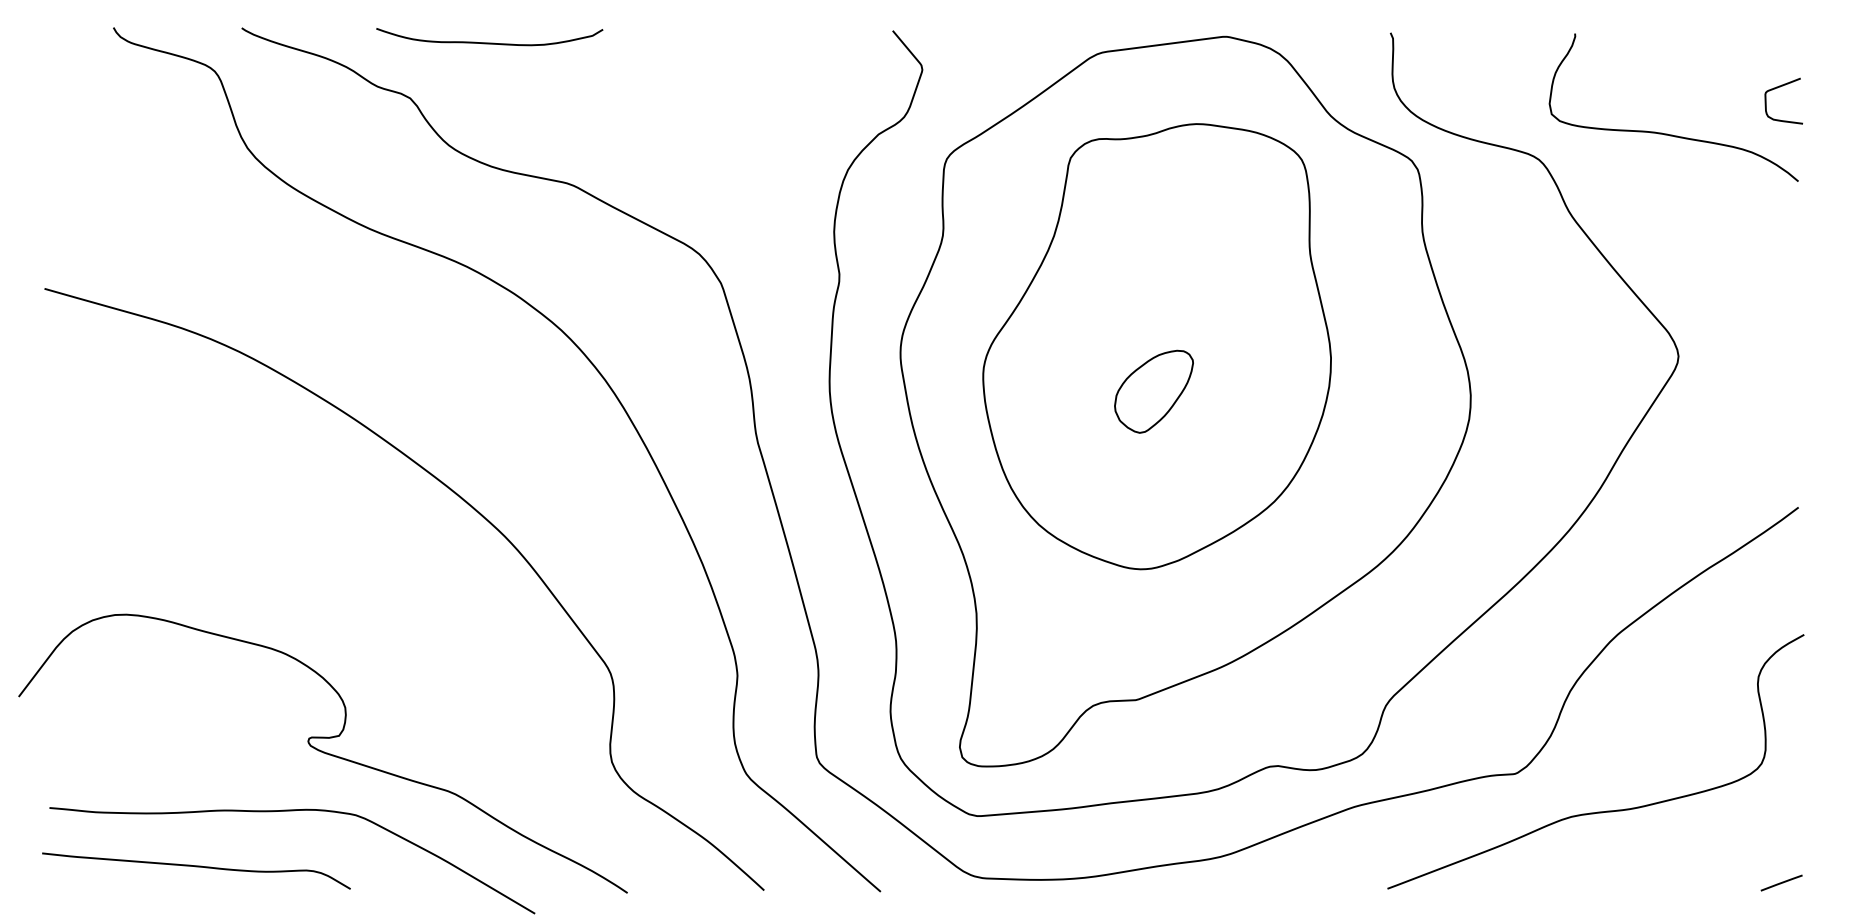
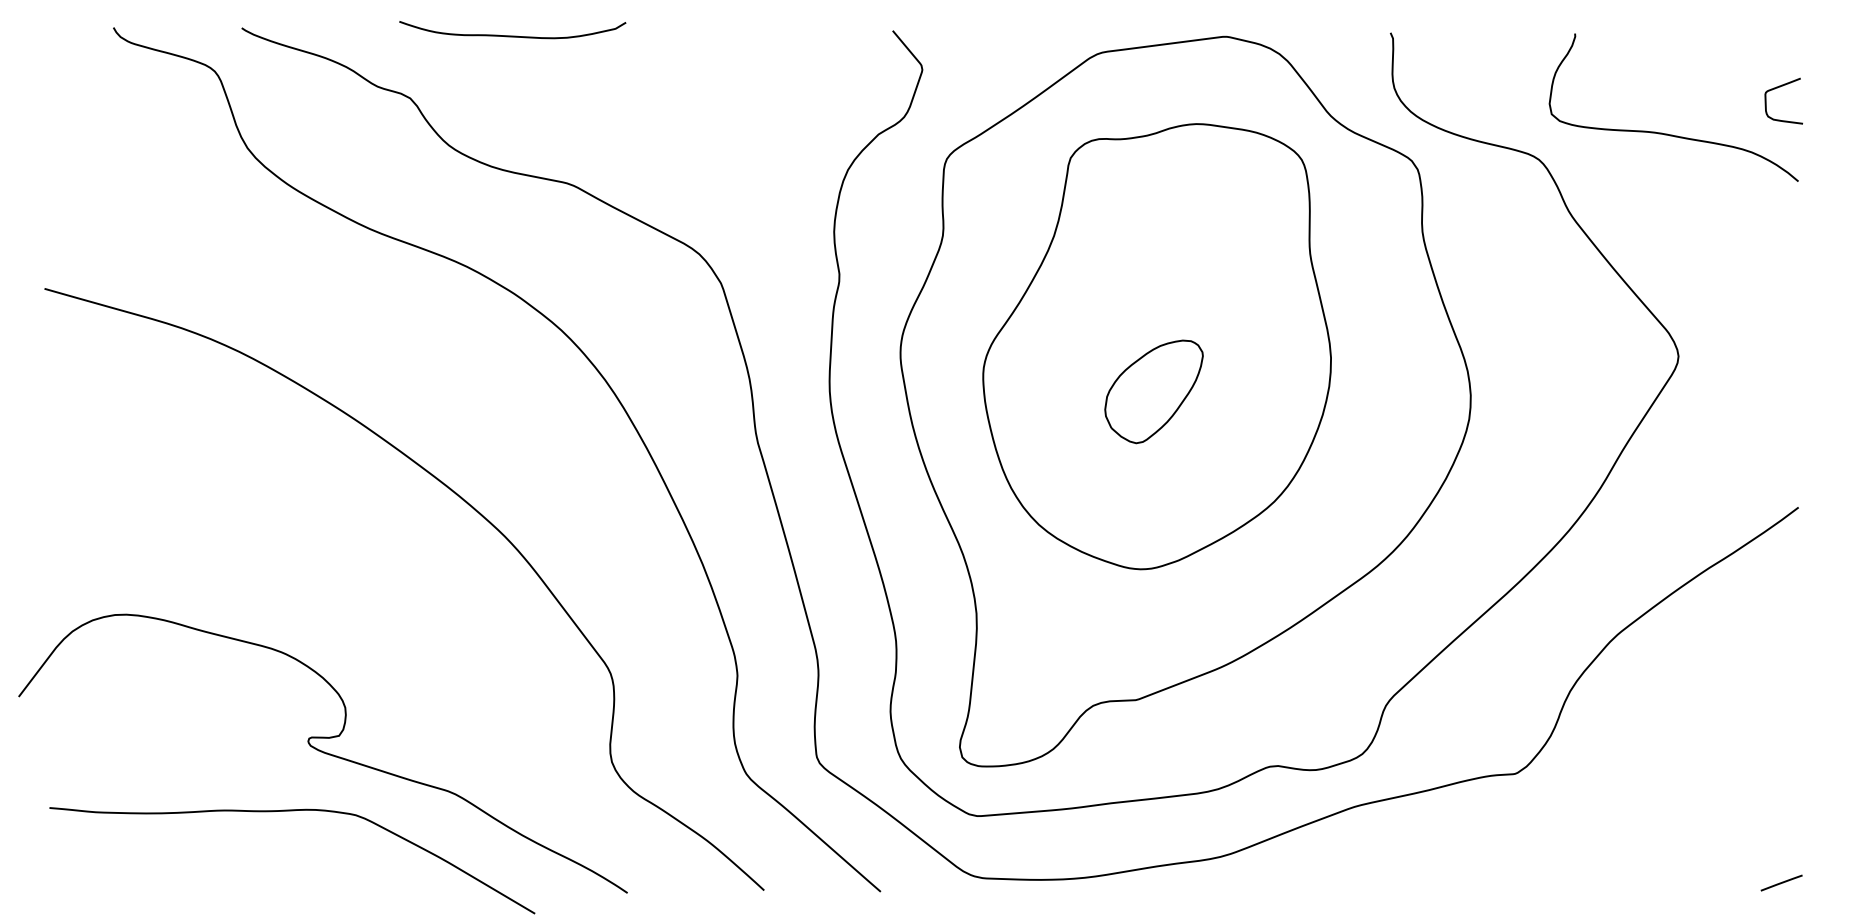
curve position: (489, 42) -> (512, 35) (512, 35)
part size: 80x85 px -> 100x106 px (1153, 391)
curve: present -> none (1597, 811)
curve: present -> none (196, 867)
